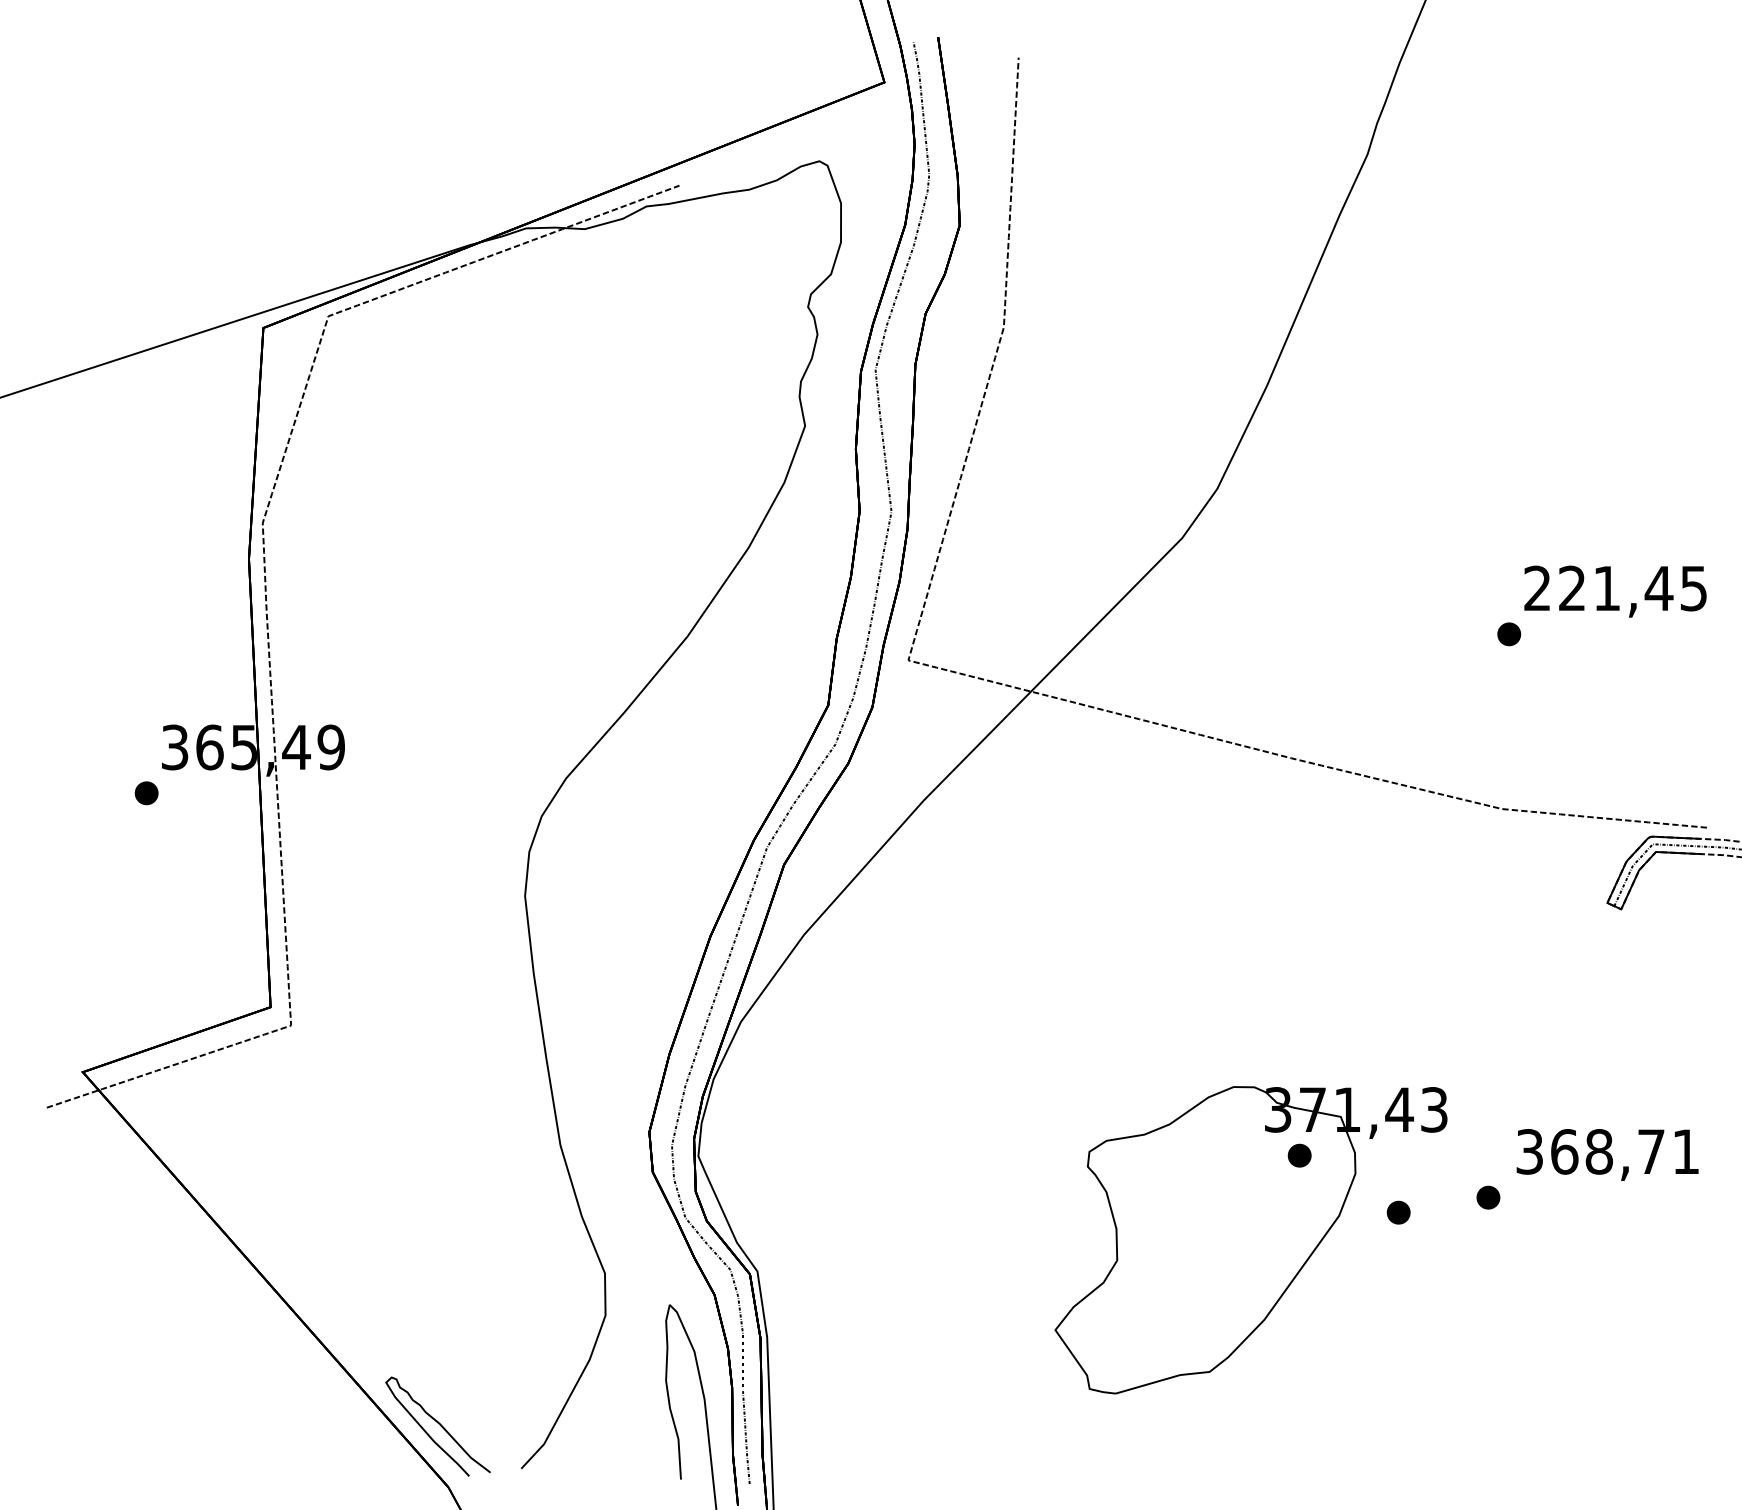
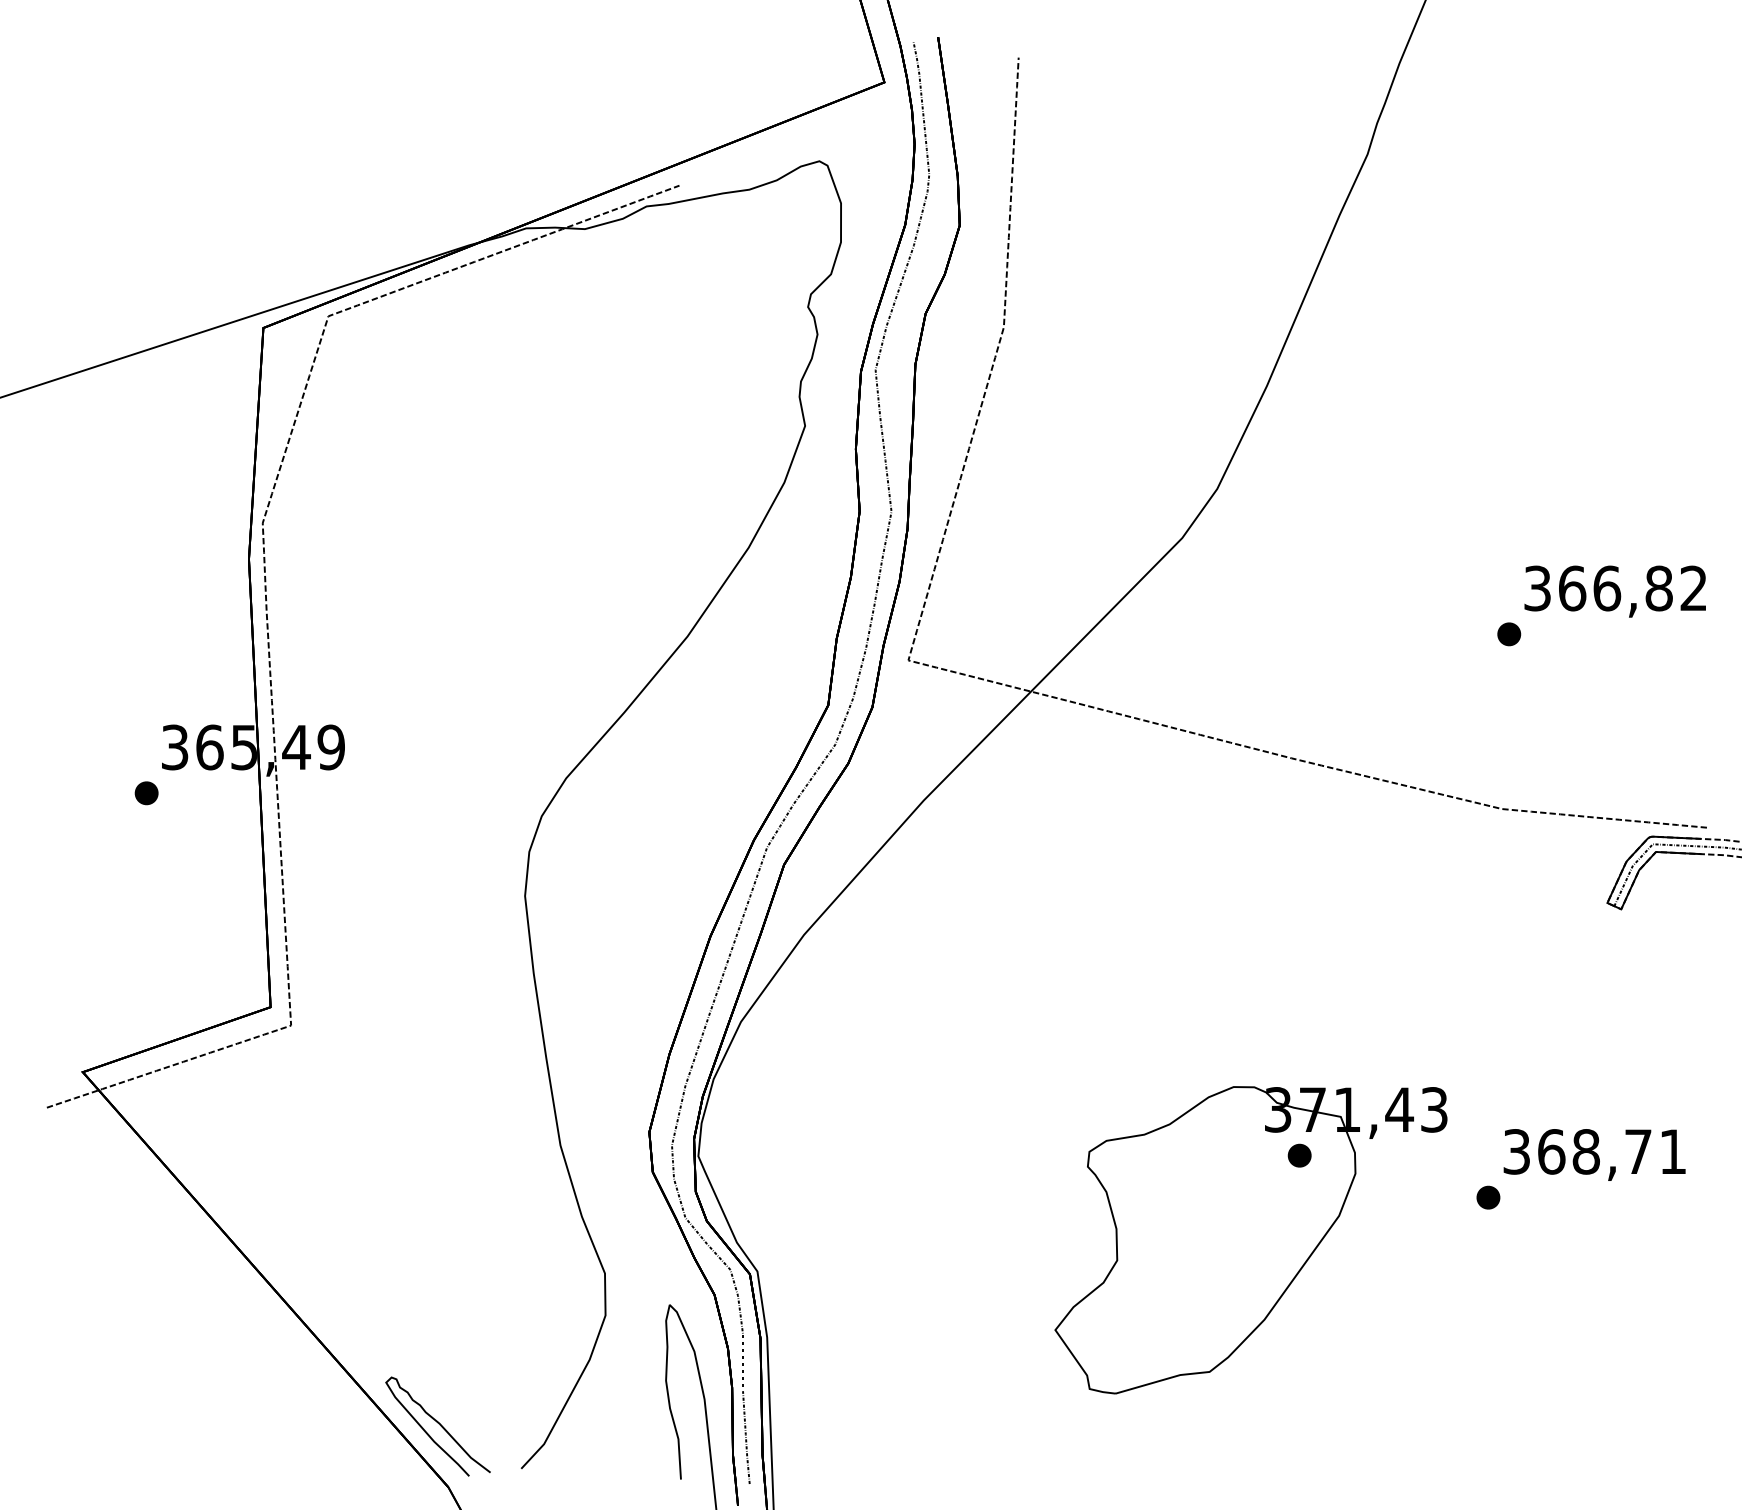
text: 221,45 -> 366,82 (1615, 588)
text position: (1607, 1154) -> (1594, 1154) (1594, 1154)
part: present -> none (1398, 1212)
